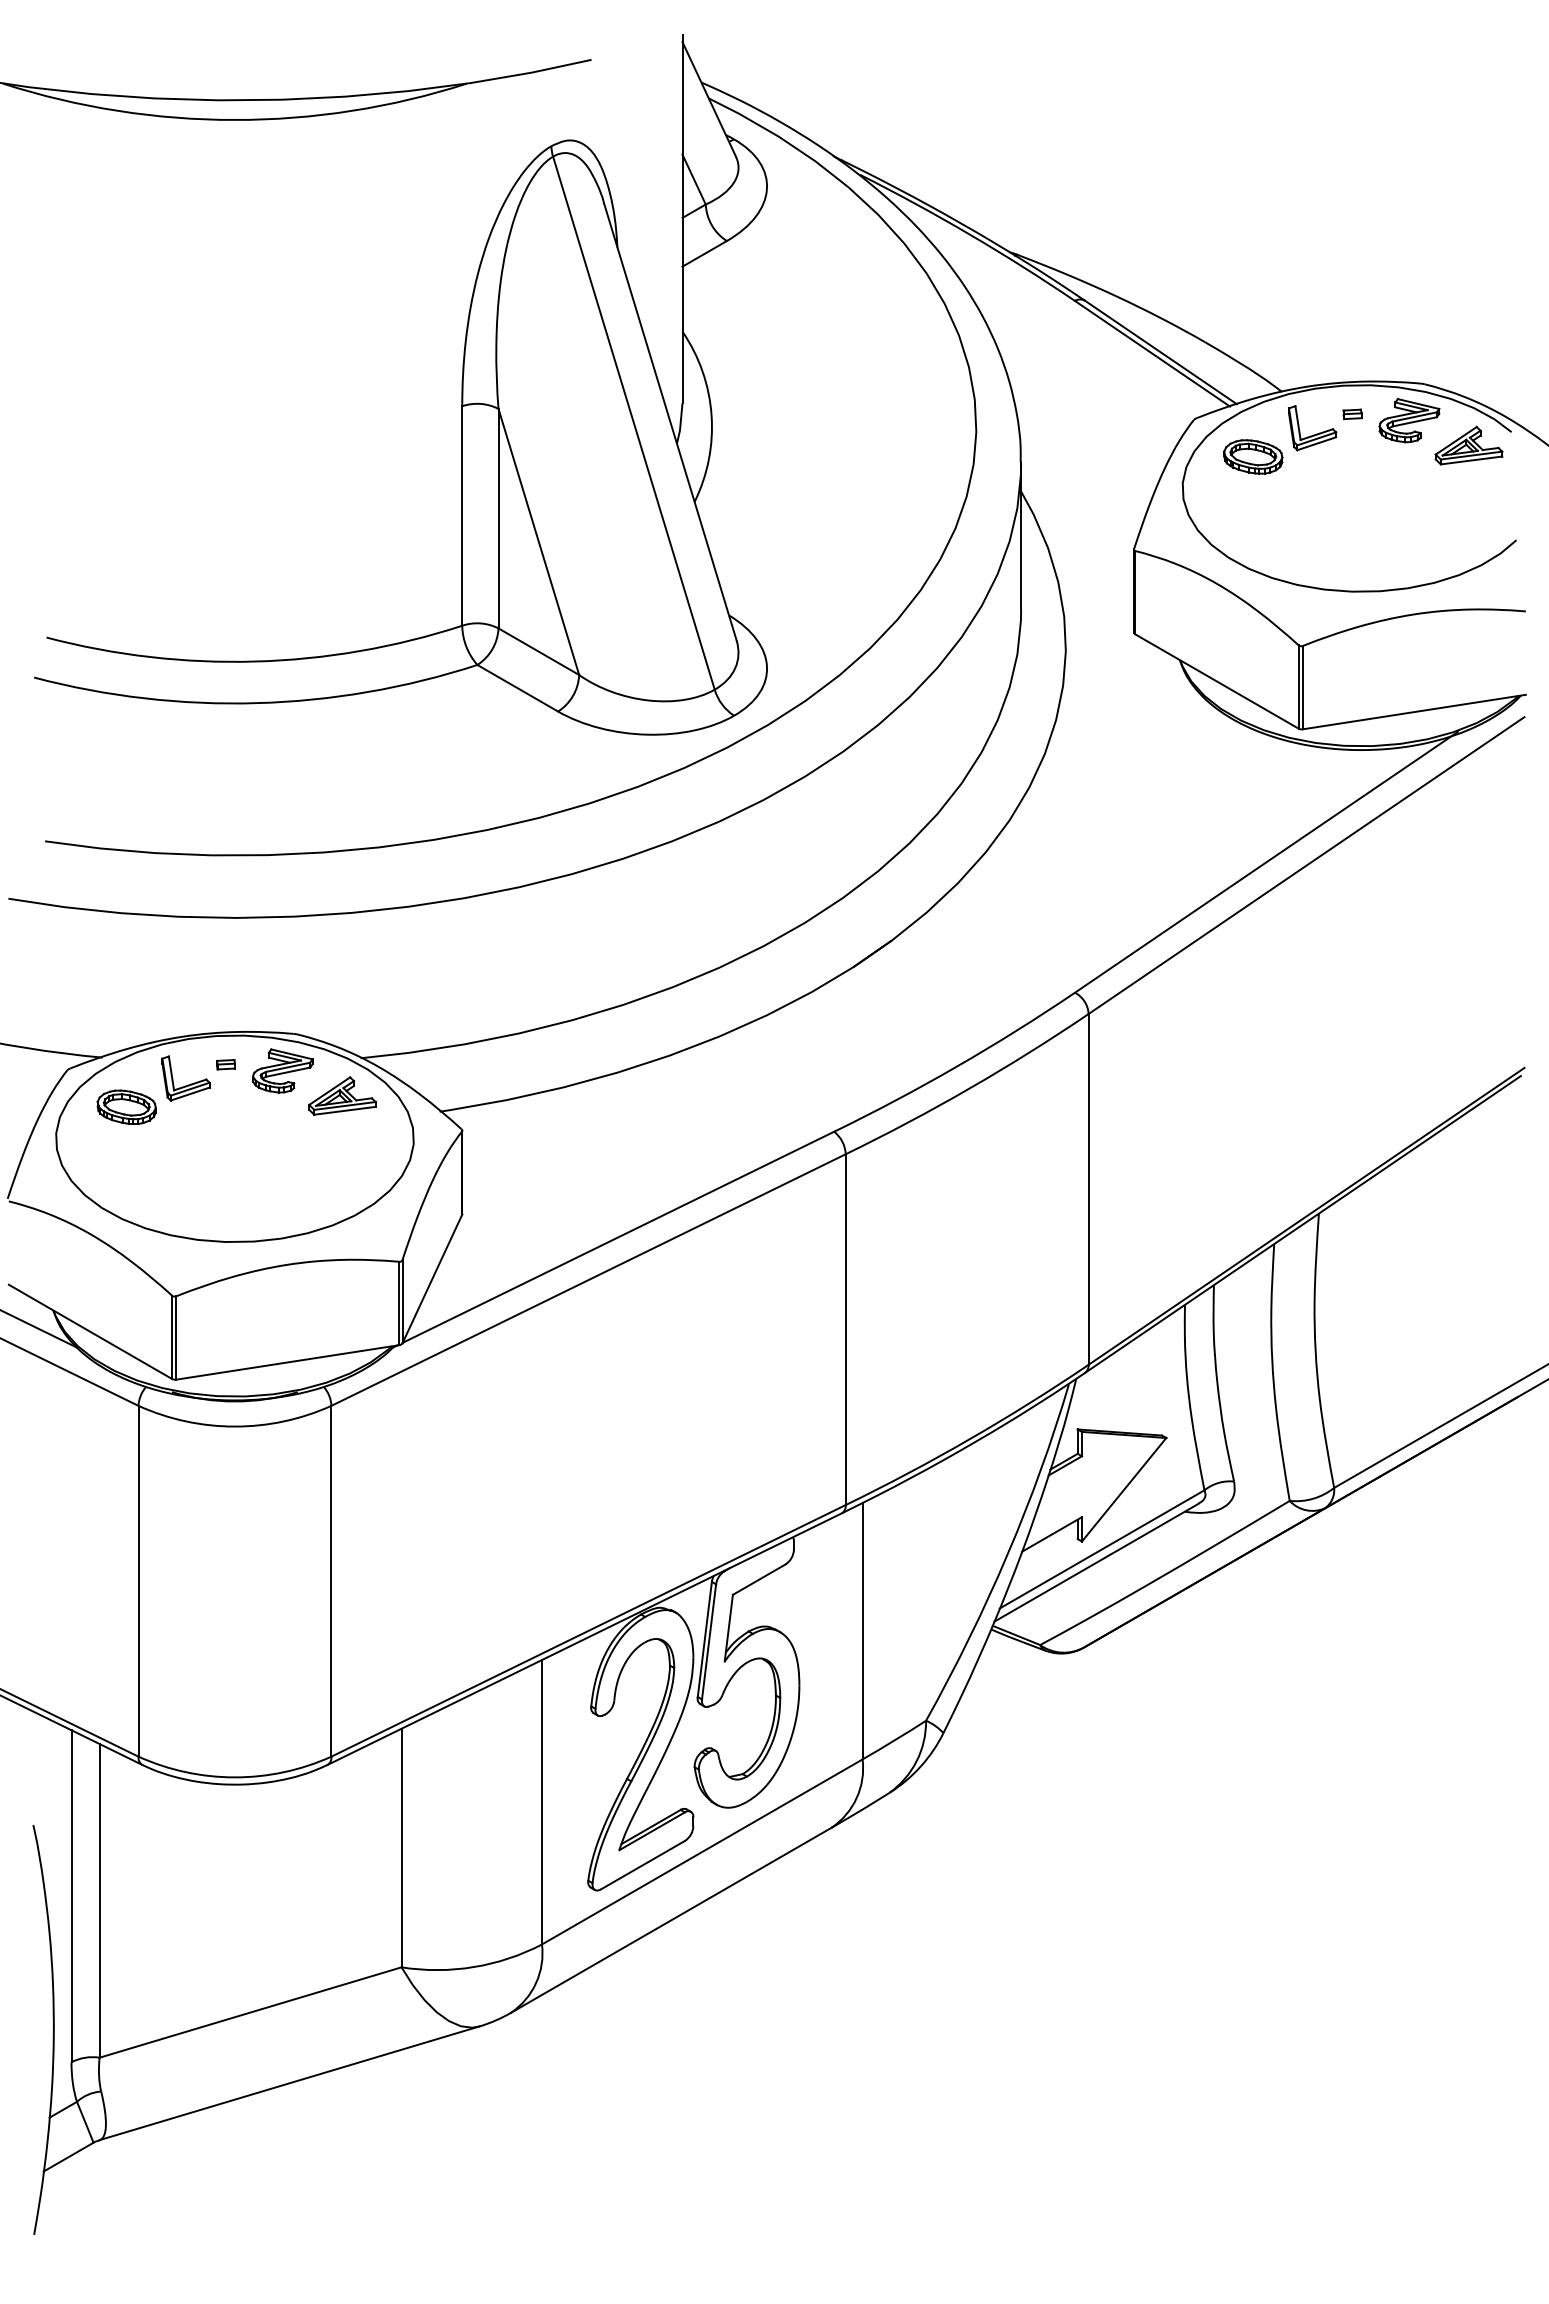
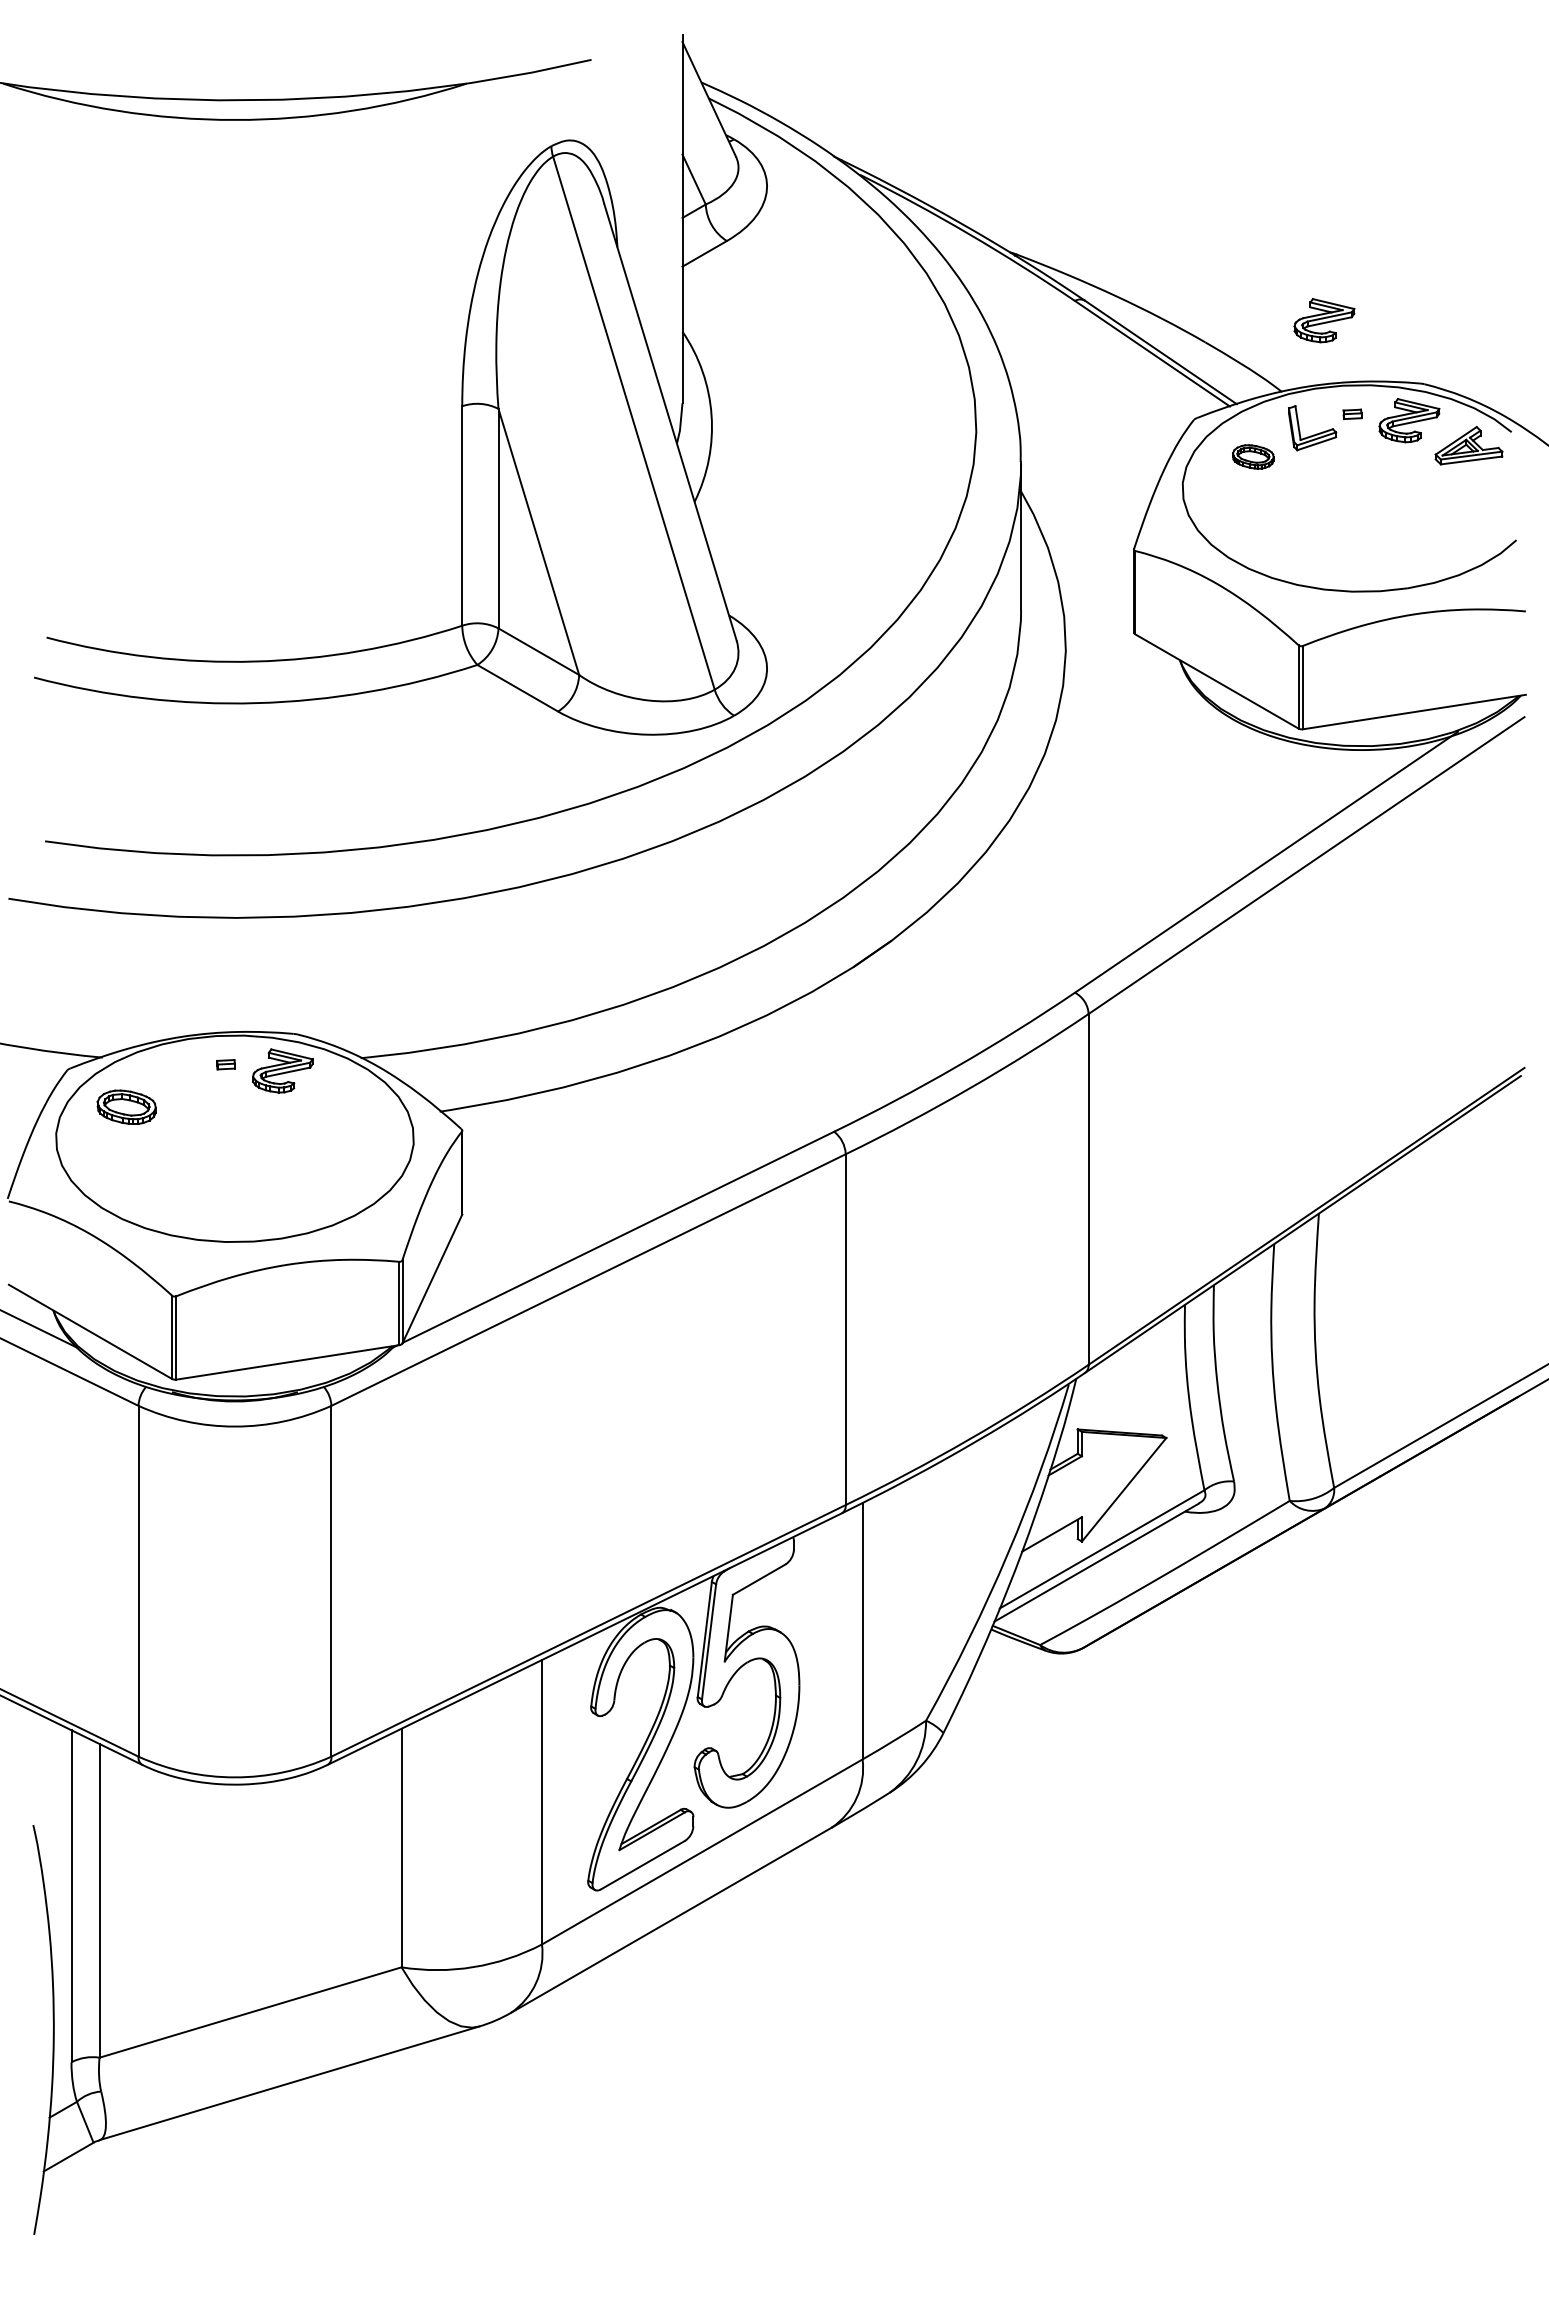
part: none -> present (1324, 320)
part size: 61x36 px -> 43x26 px (1253, 456)
part: present -> none (187, 1084)
part: present -> none (342, 1095)
